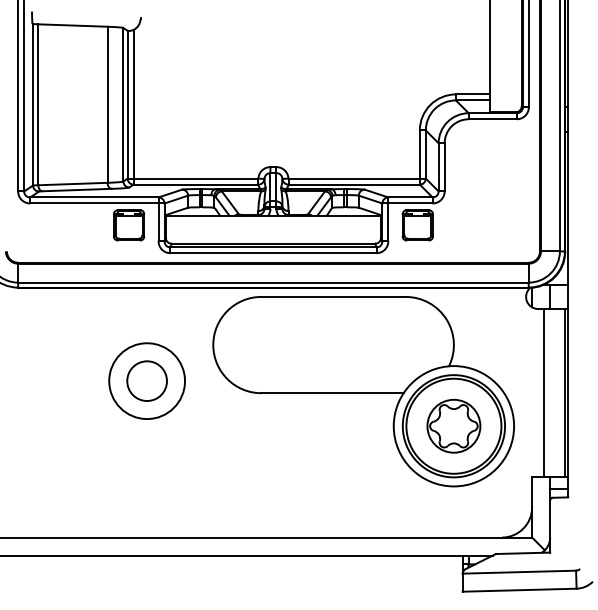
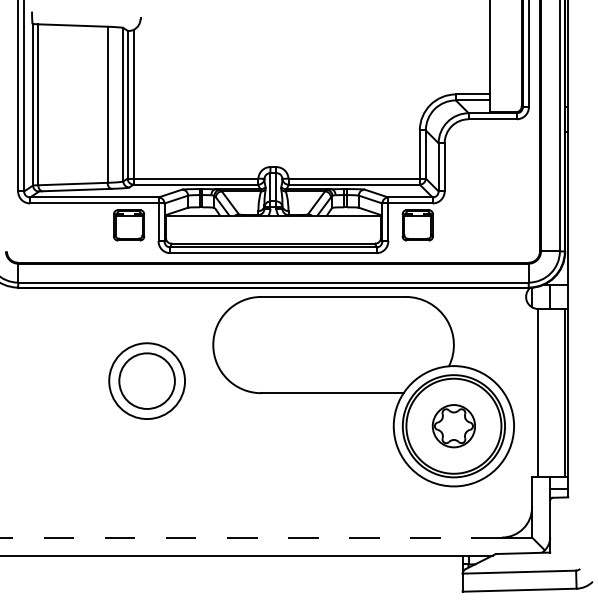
circle diameter: 40 px -> 56 px (146, 380)
line position: (543, 392) -> (537, 392) (537, 392)
part size: 56x56 px -> 45x45 px (453, 426)
line: solid -> dashed (251, 537)
